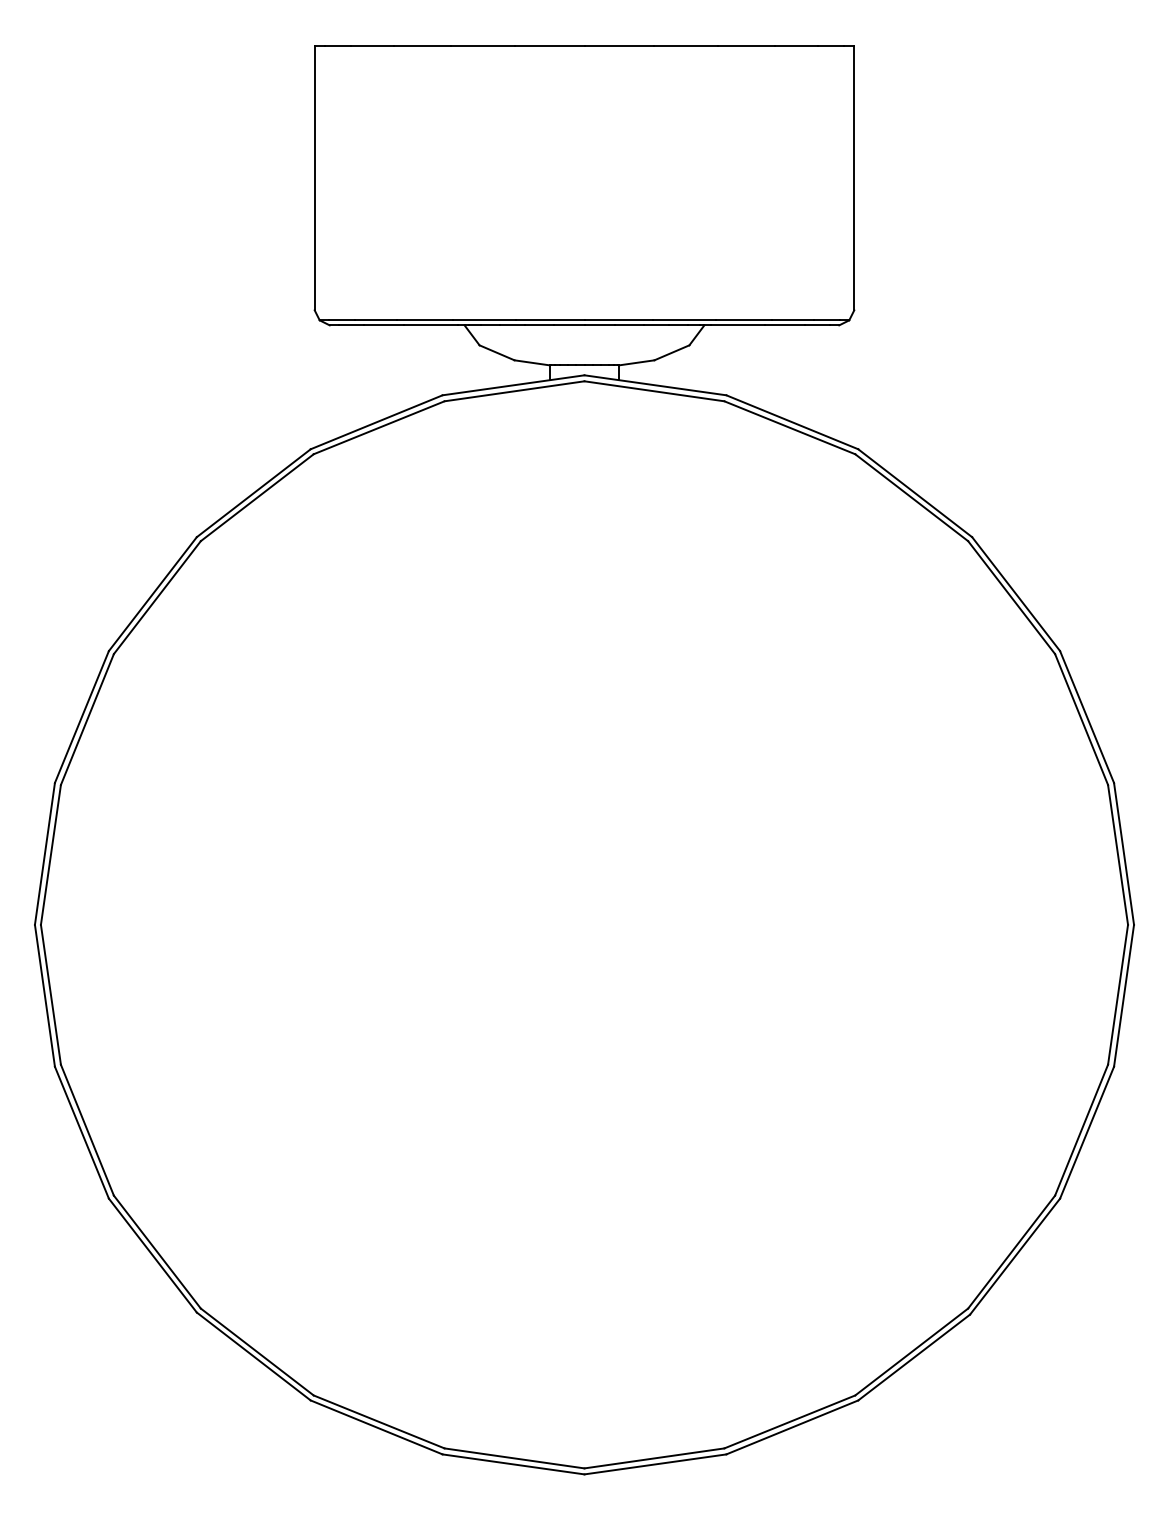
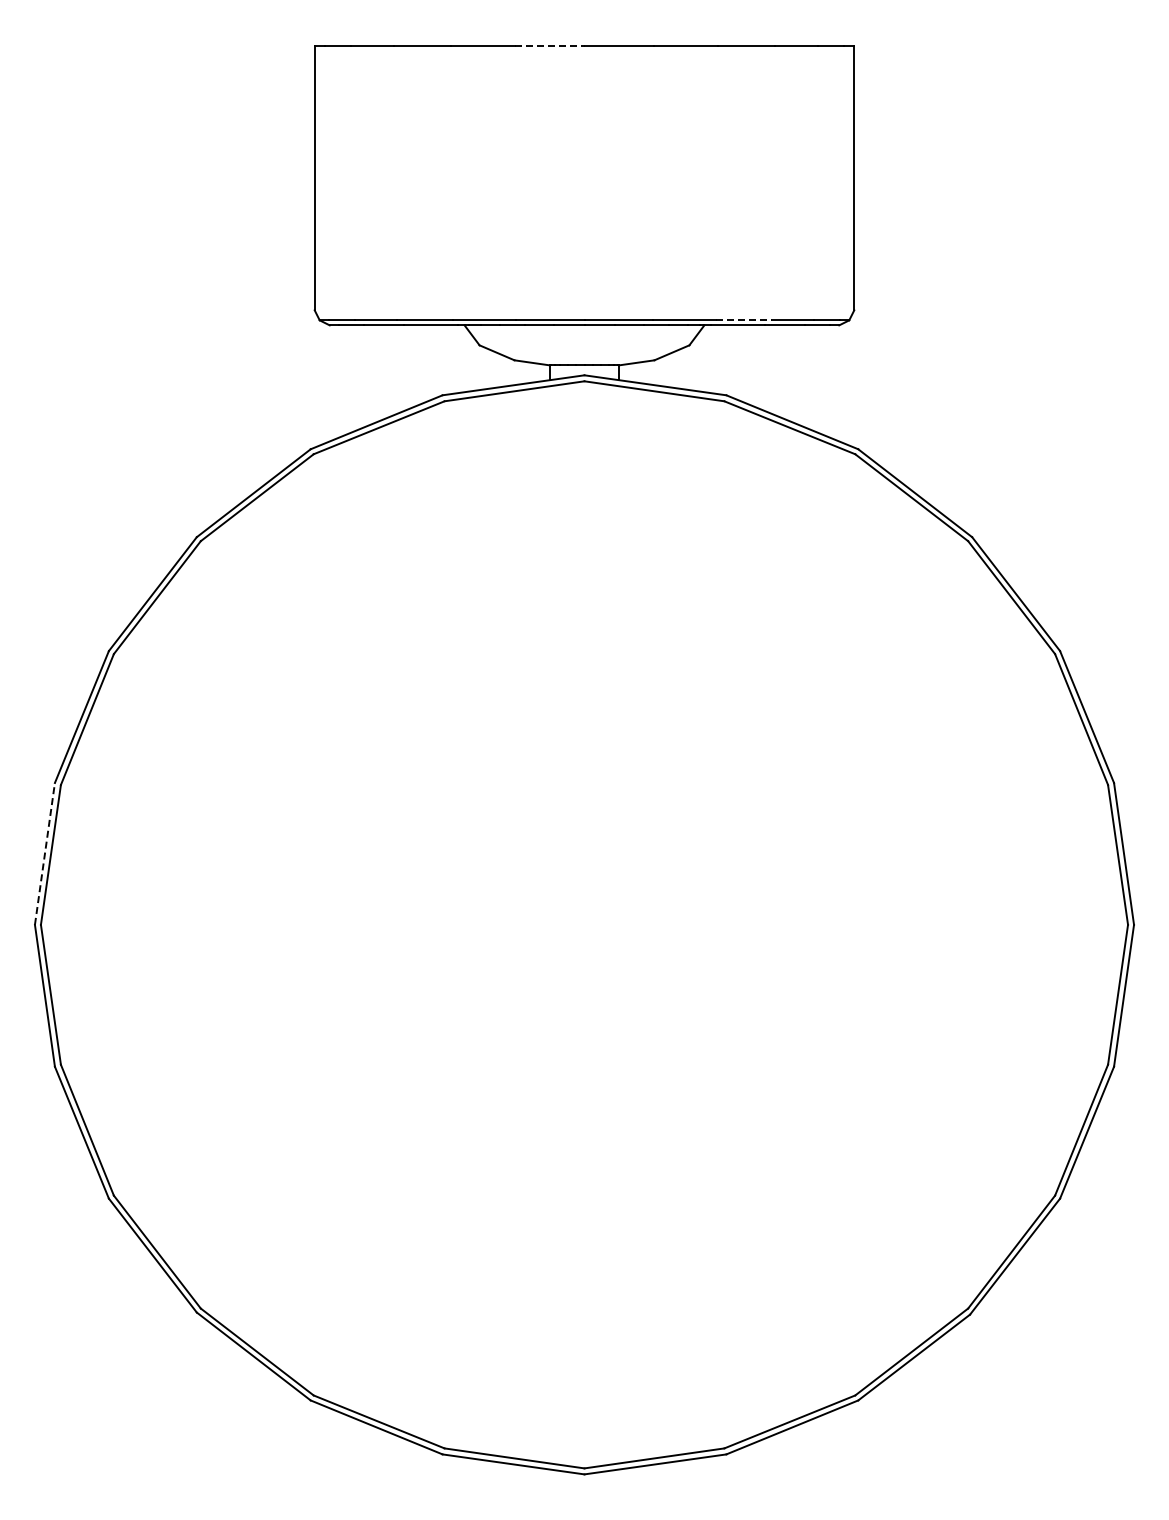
line: solid -> dashed (549, 45)
line: solid -> dashed (744, 320)
line: solid -> dashed (44, 853)
